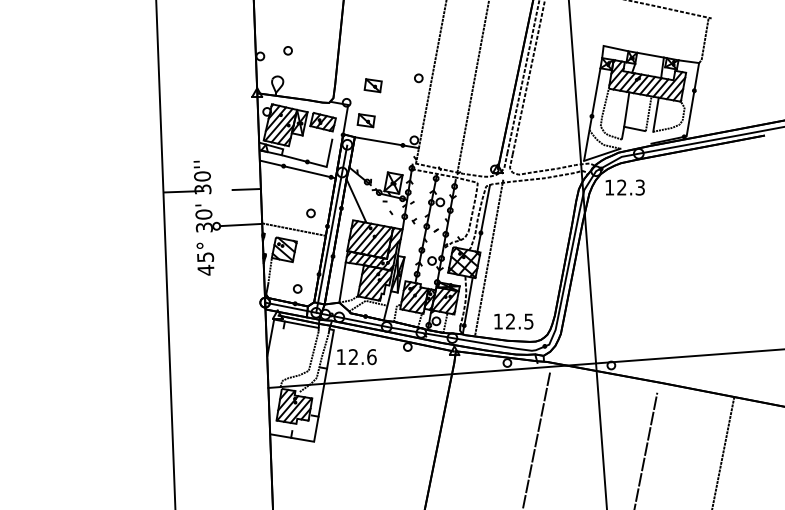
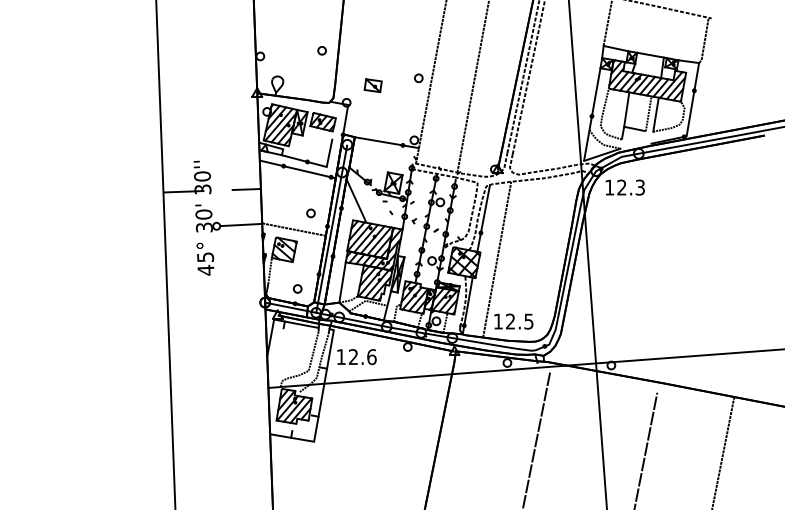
line: none -> present (607, 23)
part position: (287, 50) -> (321, 50) (321, 50)
part: present -> none (365, 120)
line position: (489, 257) -> (497, 259) (497, 259)
